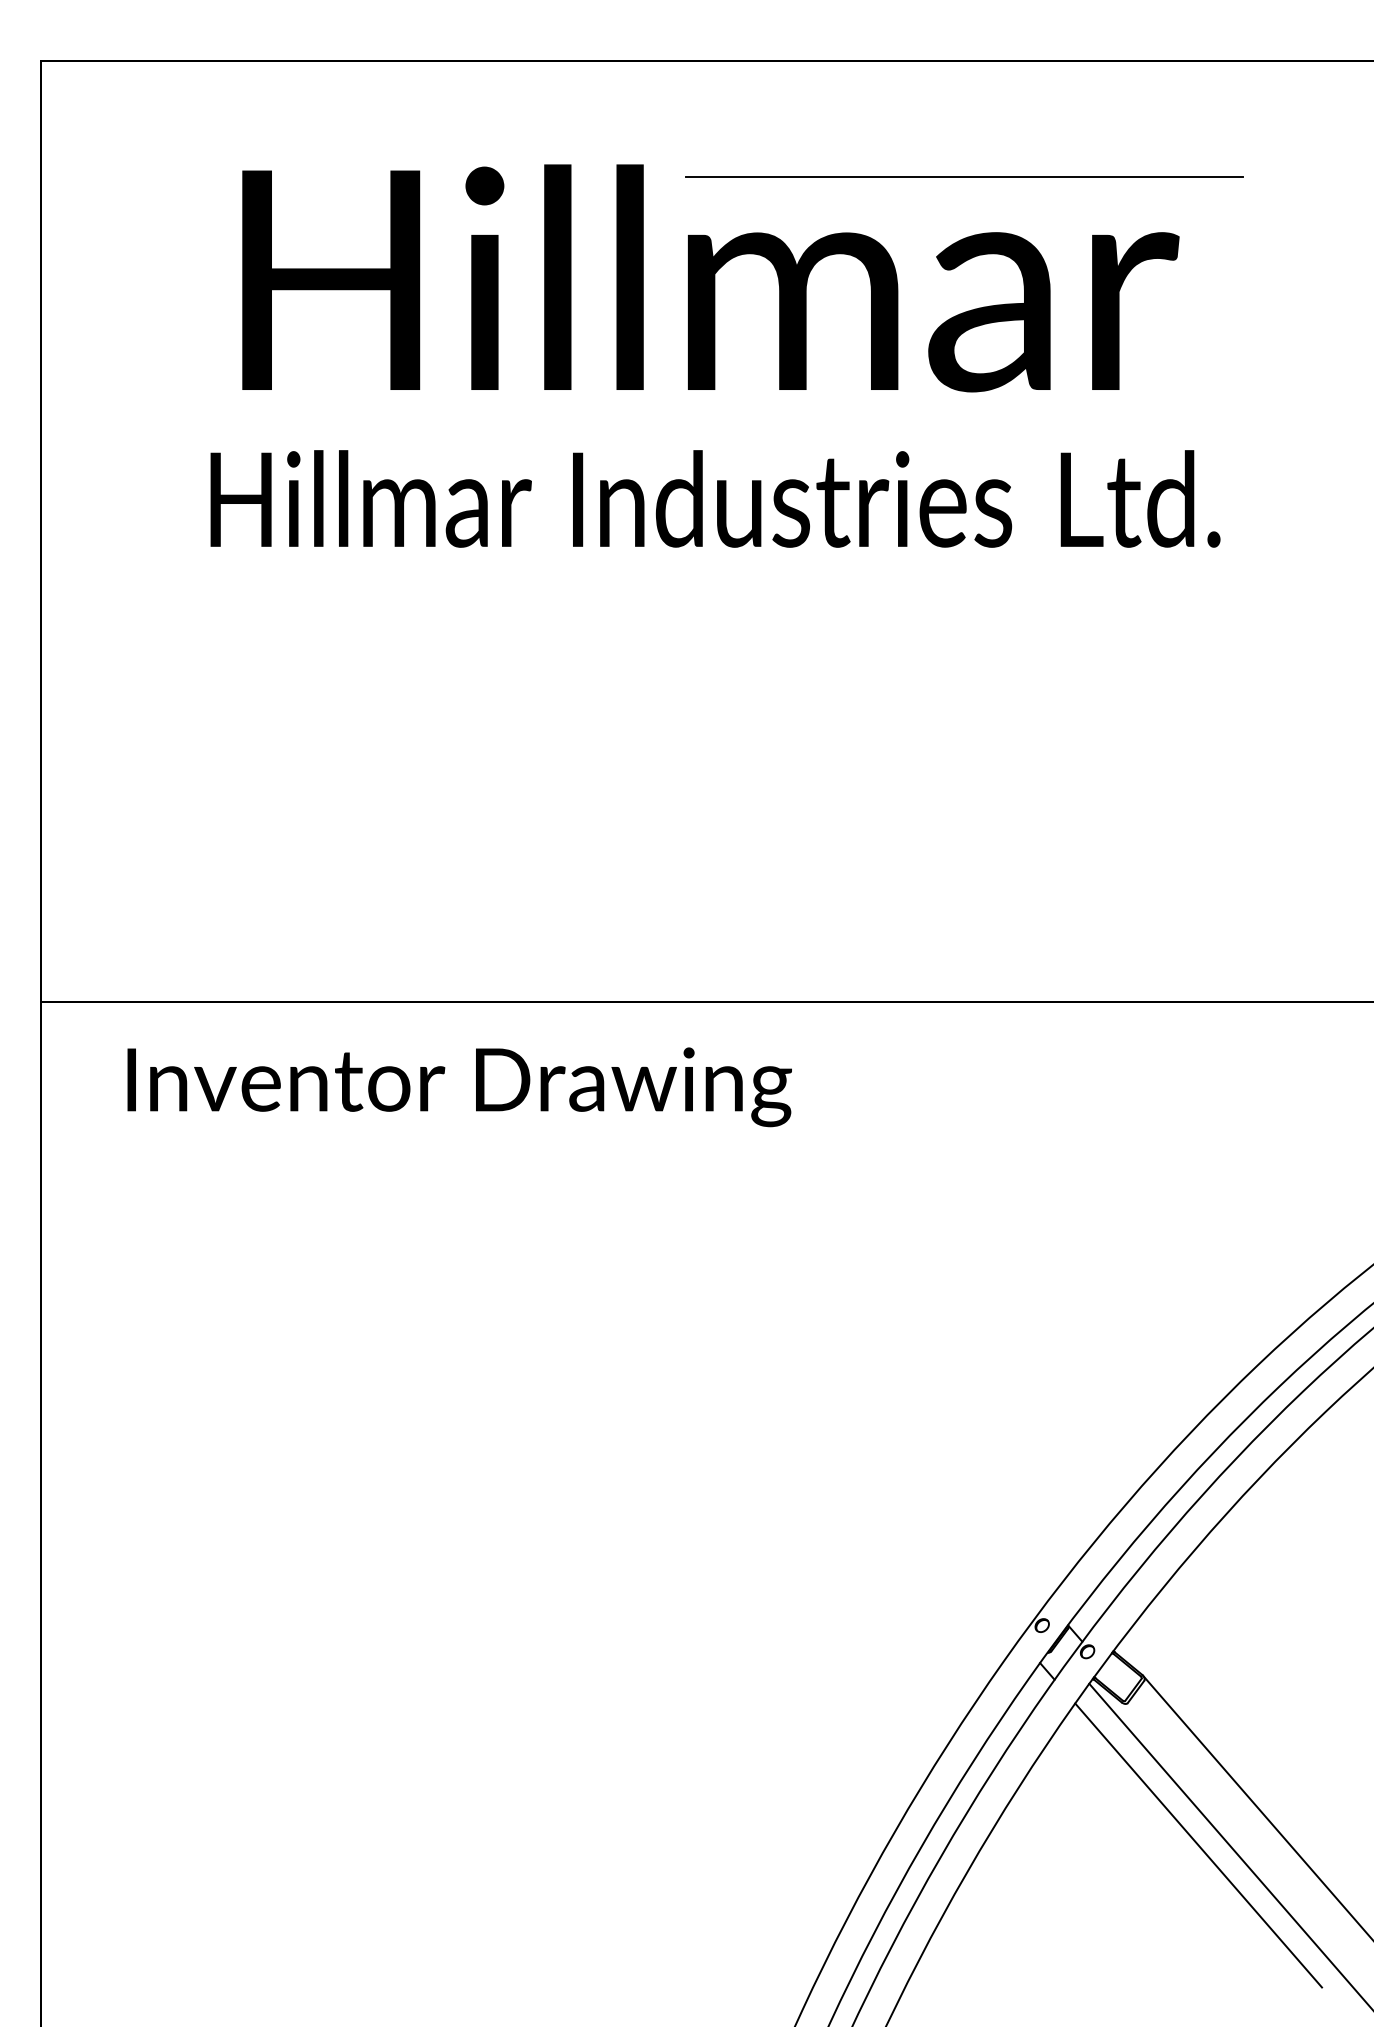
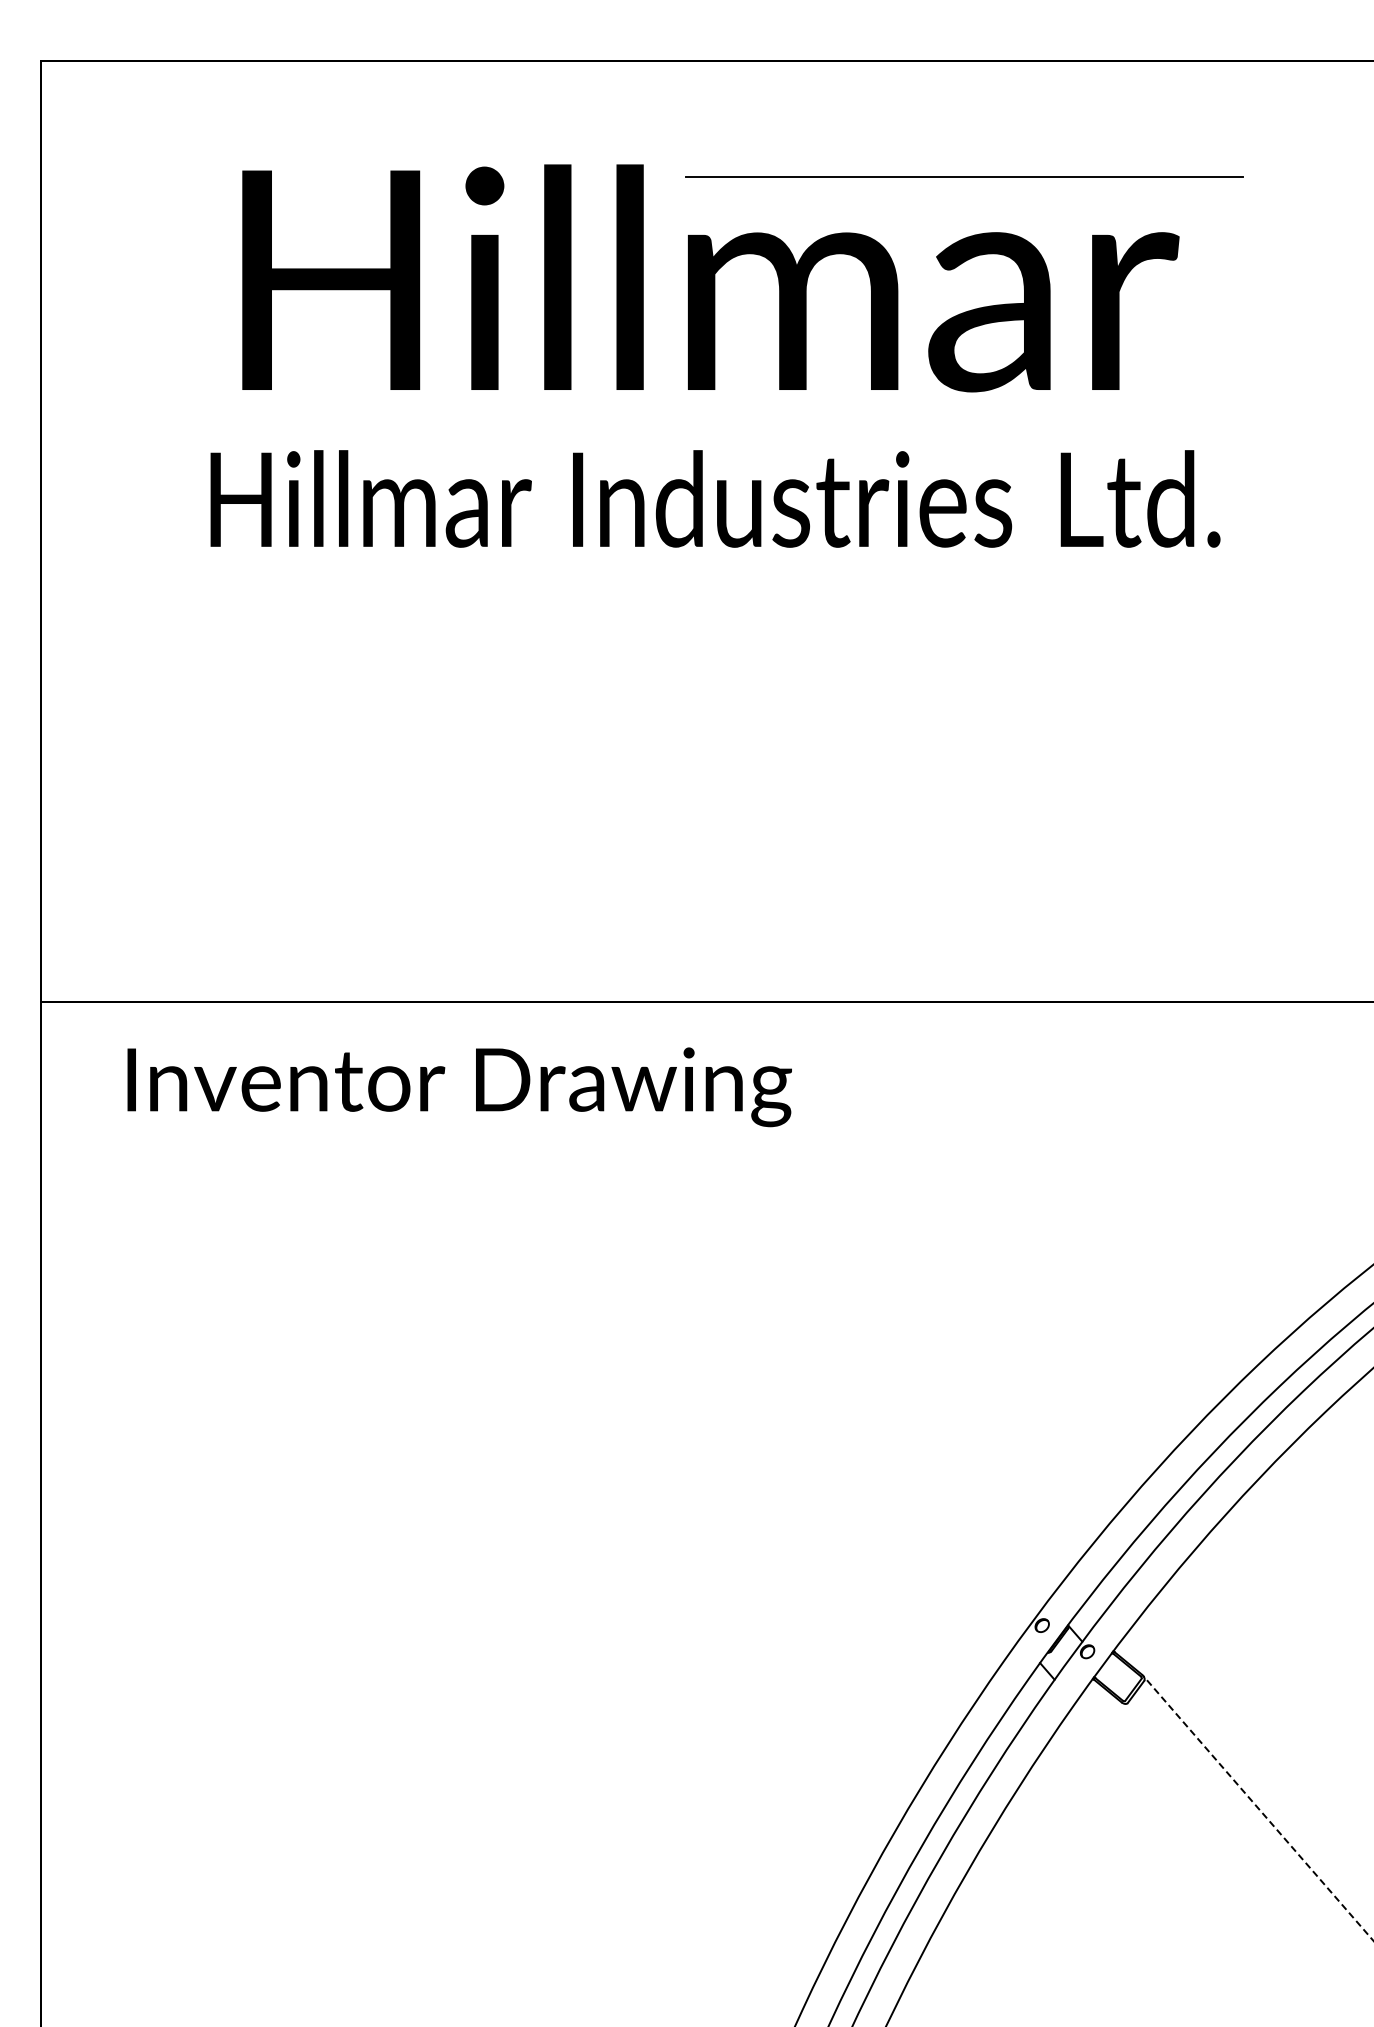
line: solid -> dashed (1258, 1808)
line: present -> none (1198, 1845)
line: present -> none (1229, 1845)
